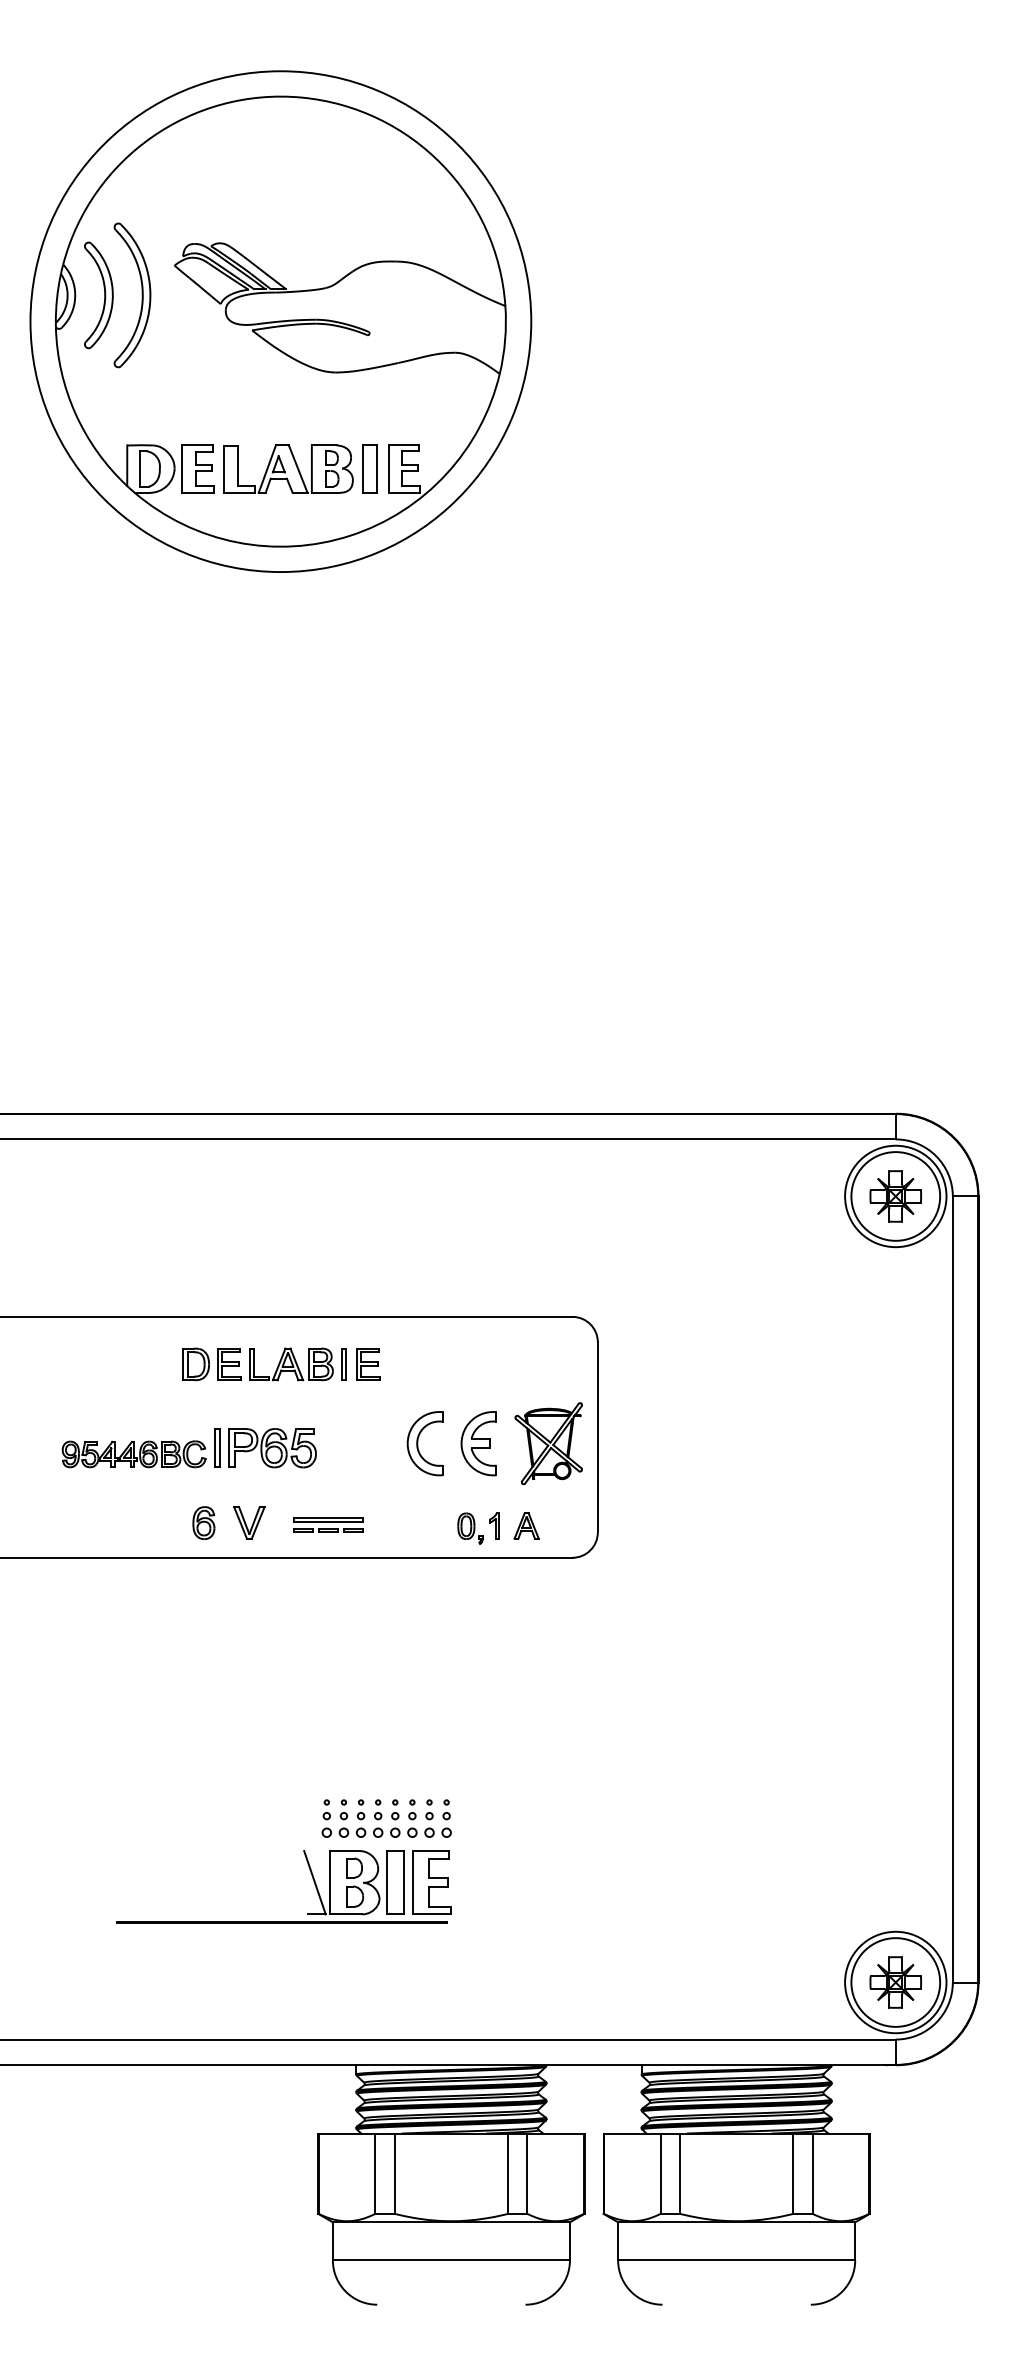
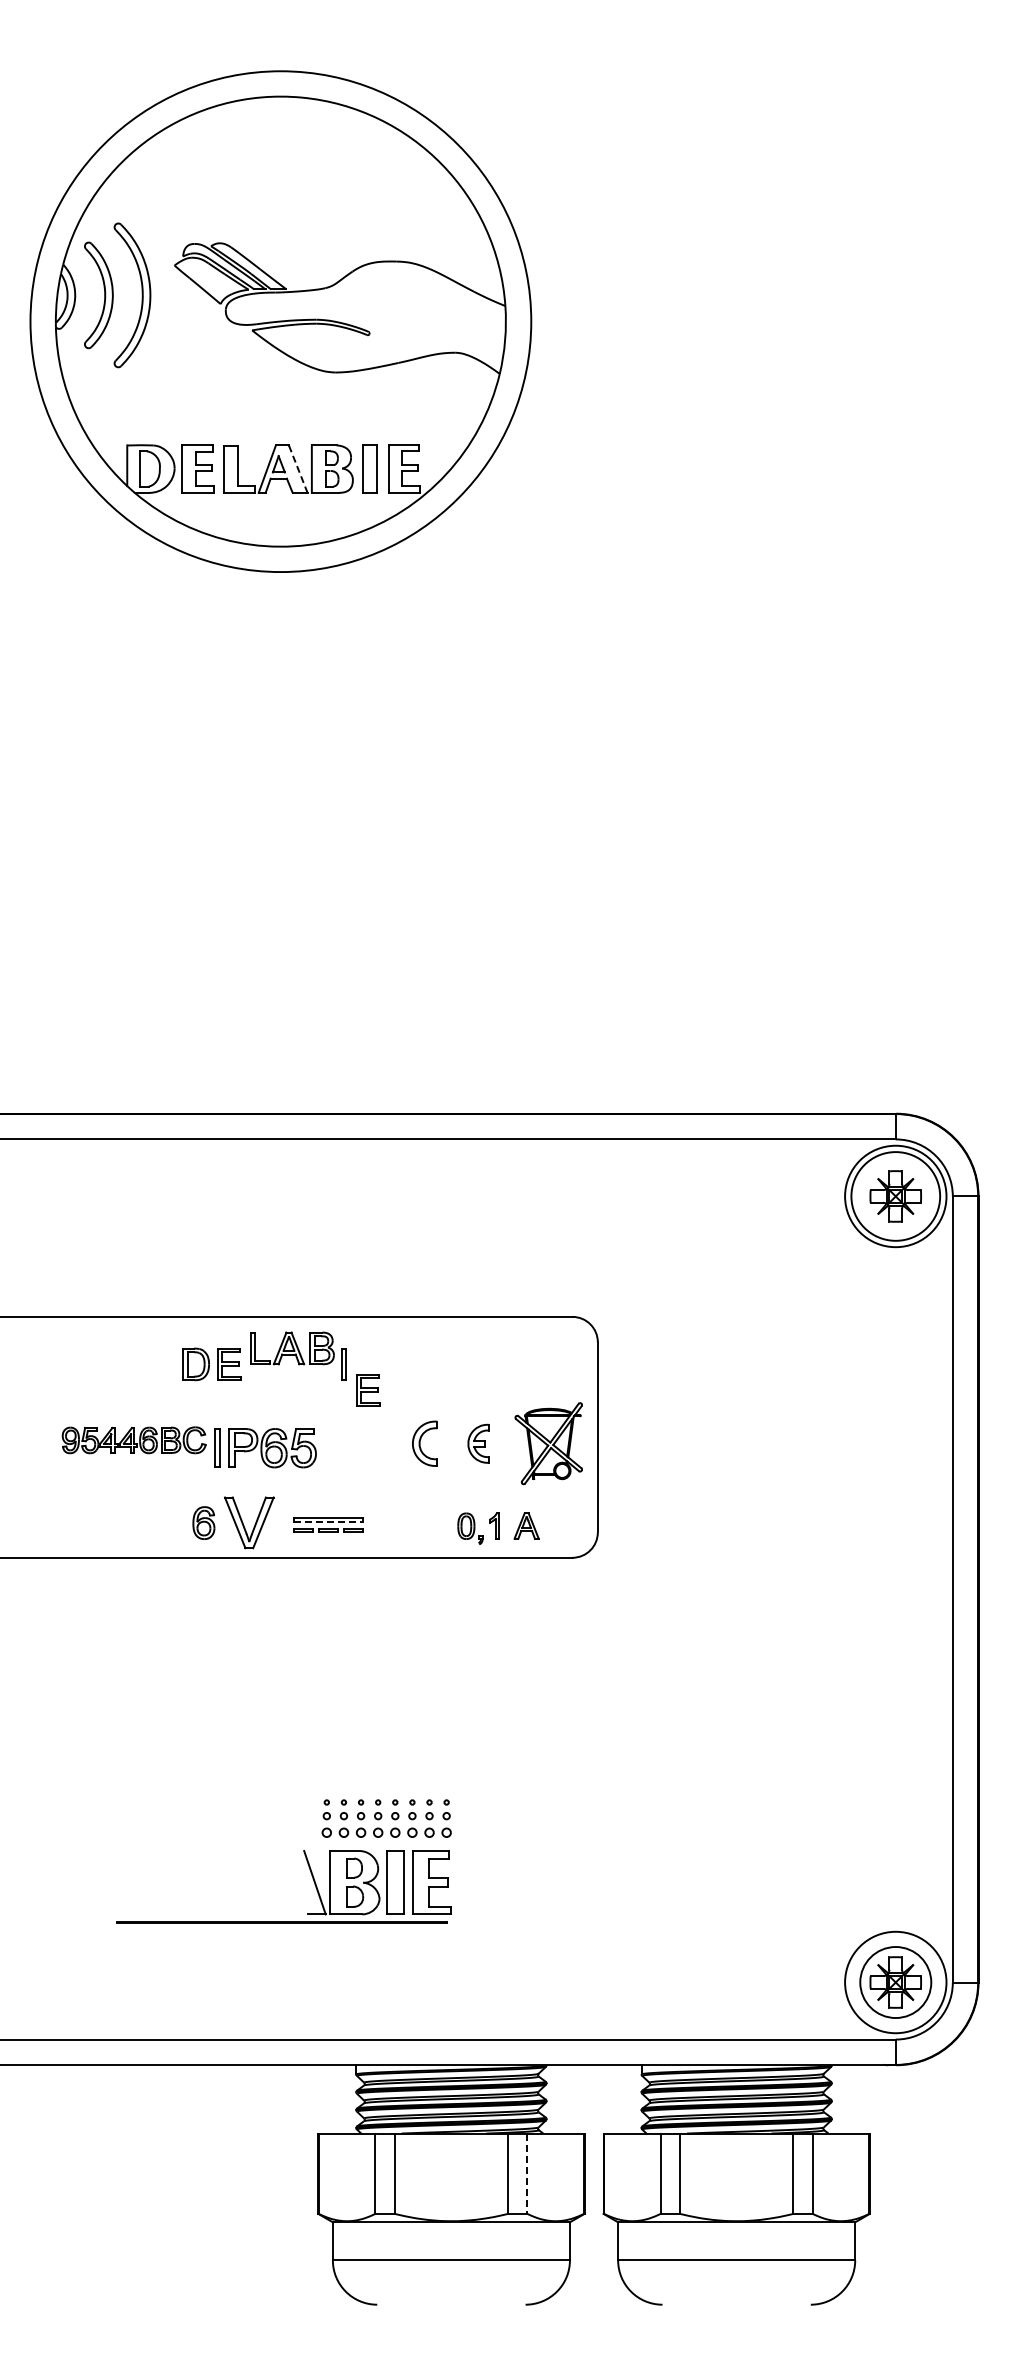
line: solid -> dashed (298, 469)
part position: (291, 1364) -> (292, 1348) (292, 1348)
part position: (368, 1364) -> (368, 1390) (368, 1390)
part size: 38x66 px -> 26x47 px (424, 1443)
part size: 37x66 px -> 23x41 px (478, 1443)
part position: (133, 1454) -> (133, 1440) (133, 1440)
part size: 33x34 px -> 51x54 px (249, 1522)
line: solid -> dashed (328, 1522)
circle diameter: 89 px -> 71 px (895, 1982)
line: solid -> dashed (527, 2174)
